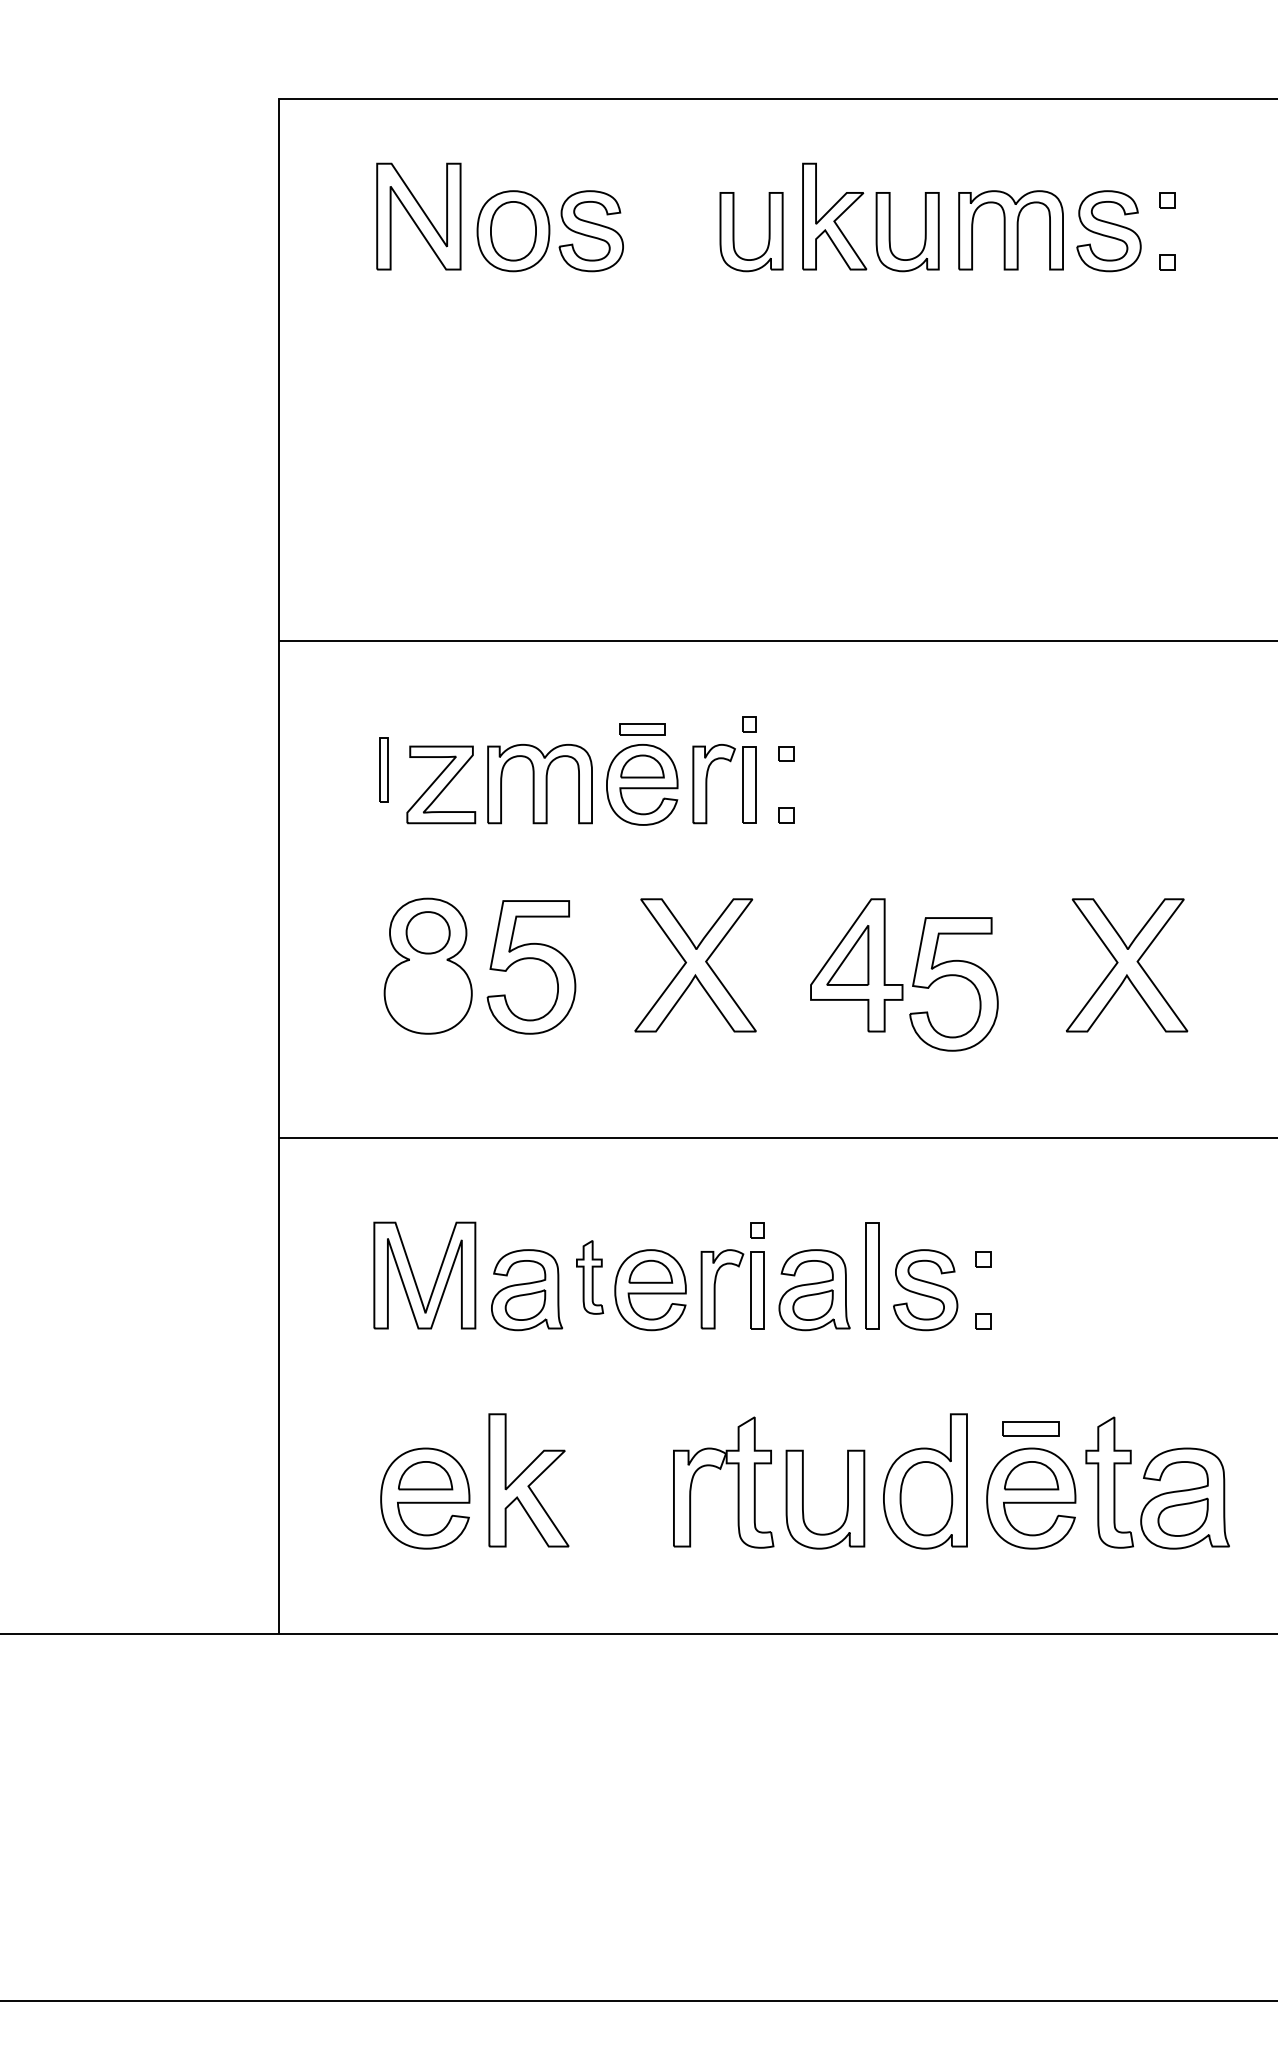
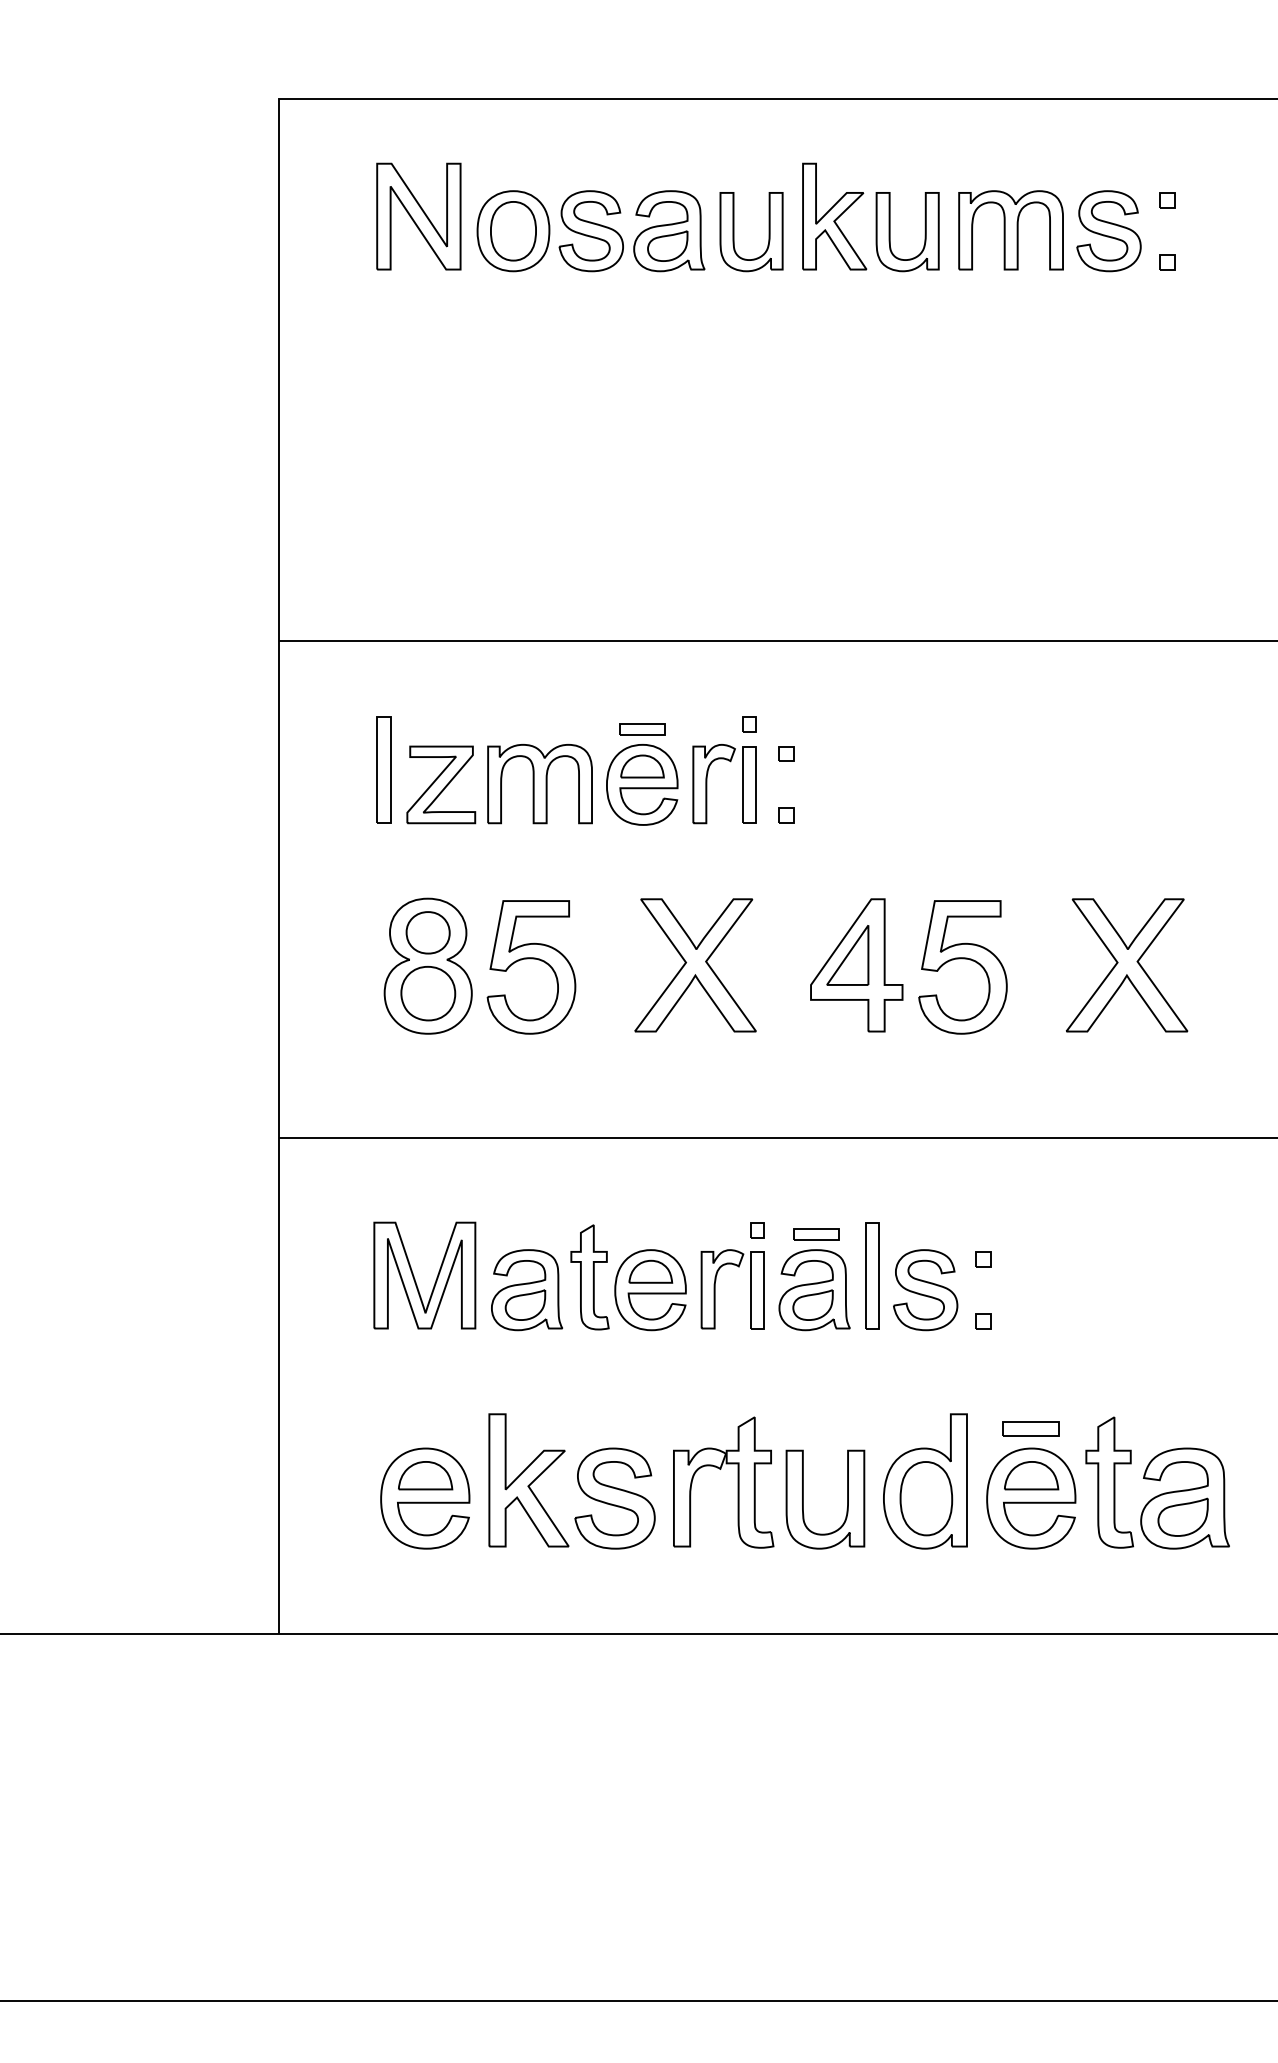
part: none -> present (669, 231)
part size: 10x66 px -> 16x108 px (383, 769)
part position: (953, 976) -> (962, 959) (962, 959)
part: none -> present (428, 993)
part: none -> present (816, 1234)
part size: 29x75 px -> 40x107 px (589, 1277)
part: none -> present (614, 1498)
